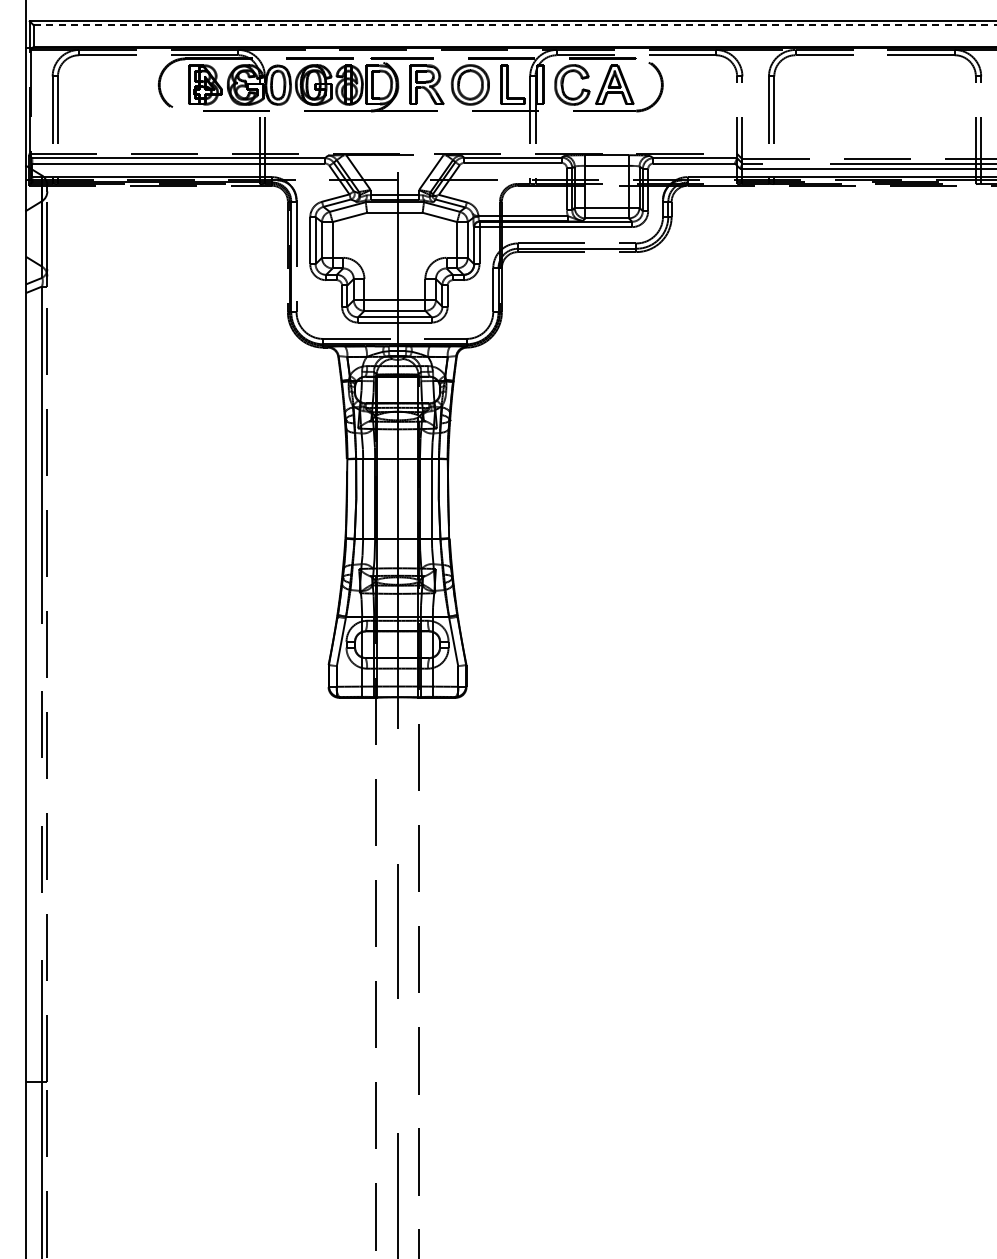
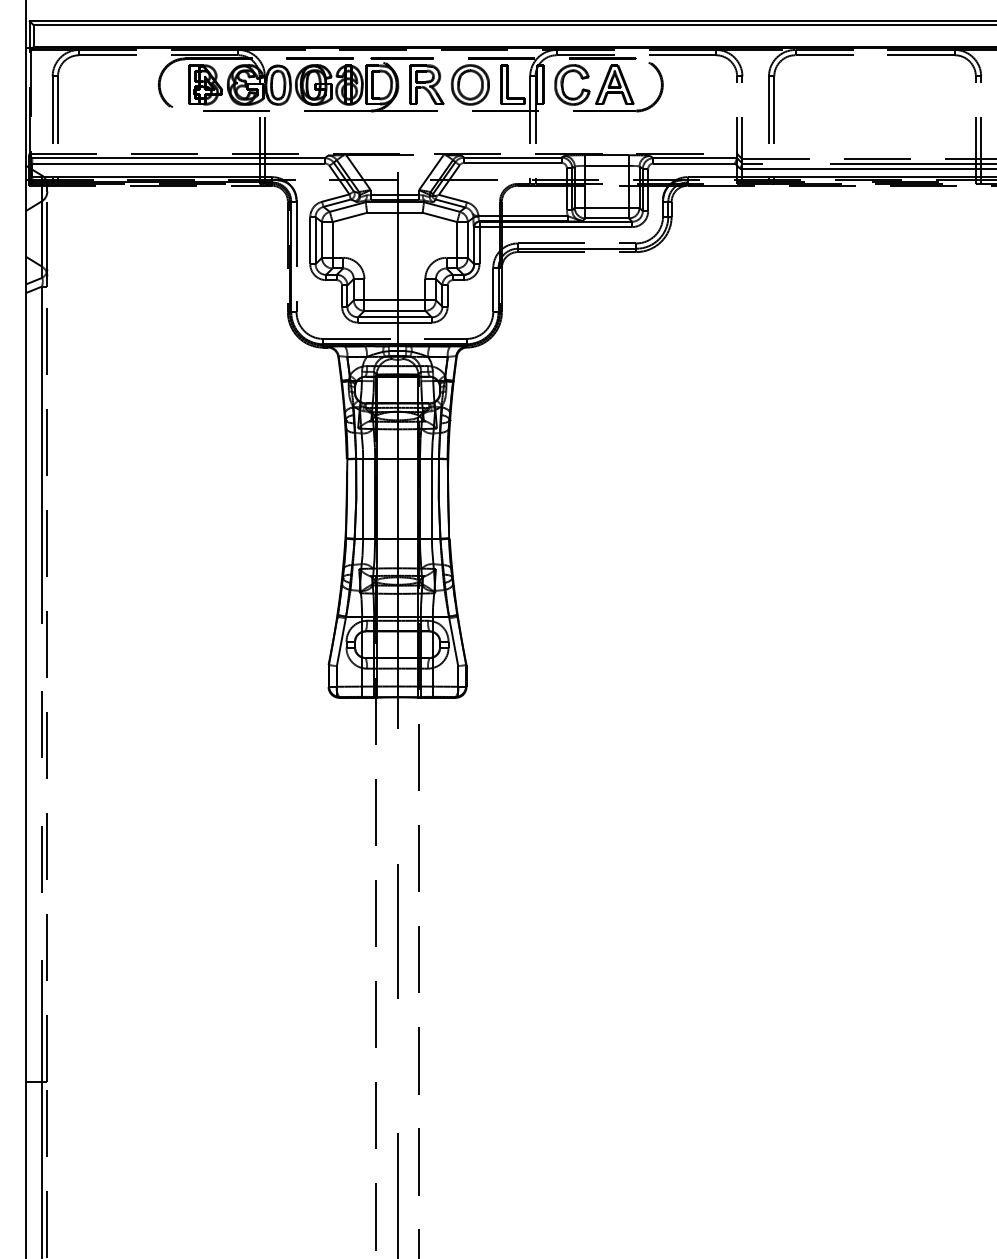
line: dashed -> solid (515, 25)
